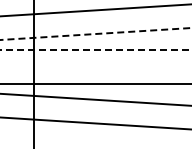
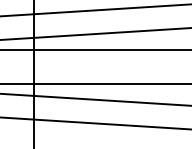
line: dashed -> solid (96, 33)
line: dashed -> solid (95, 49)
